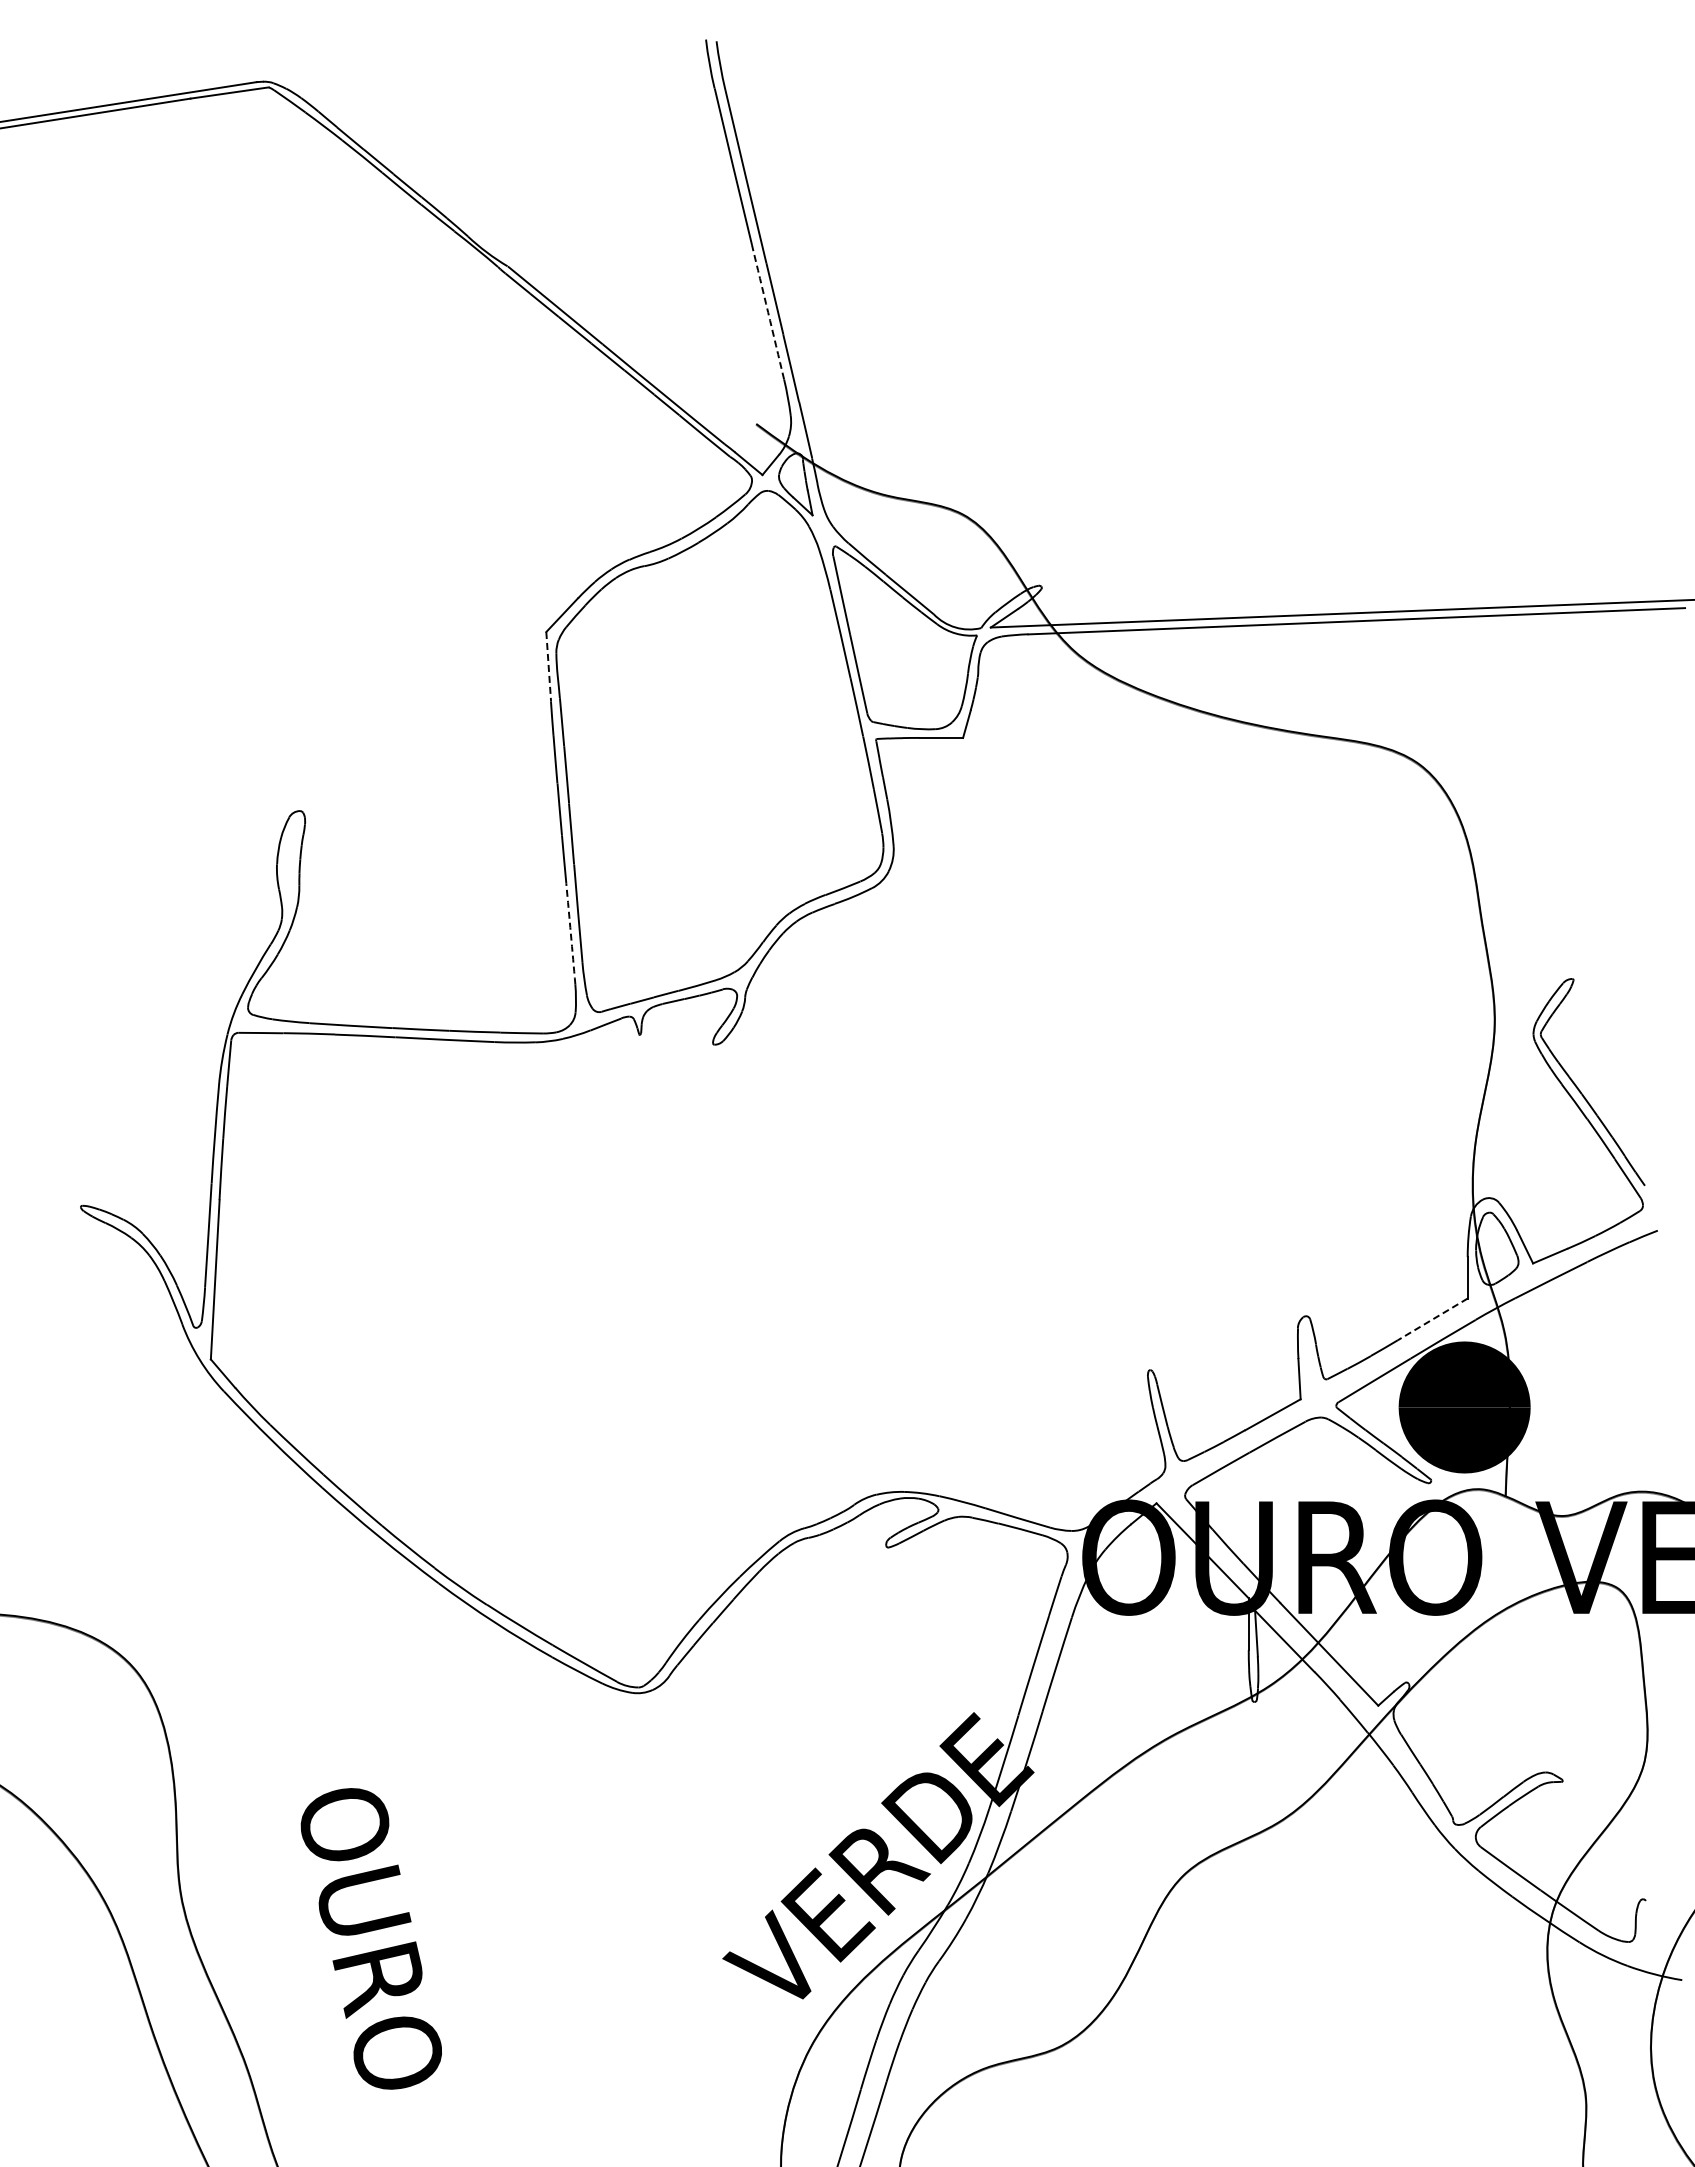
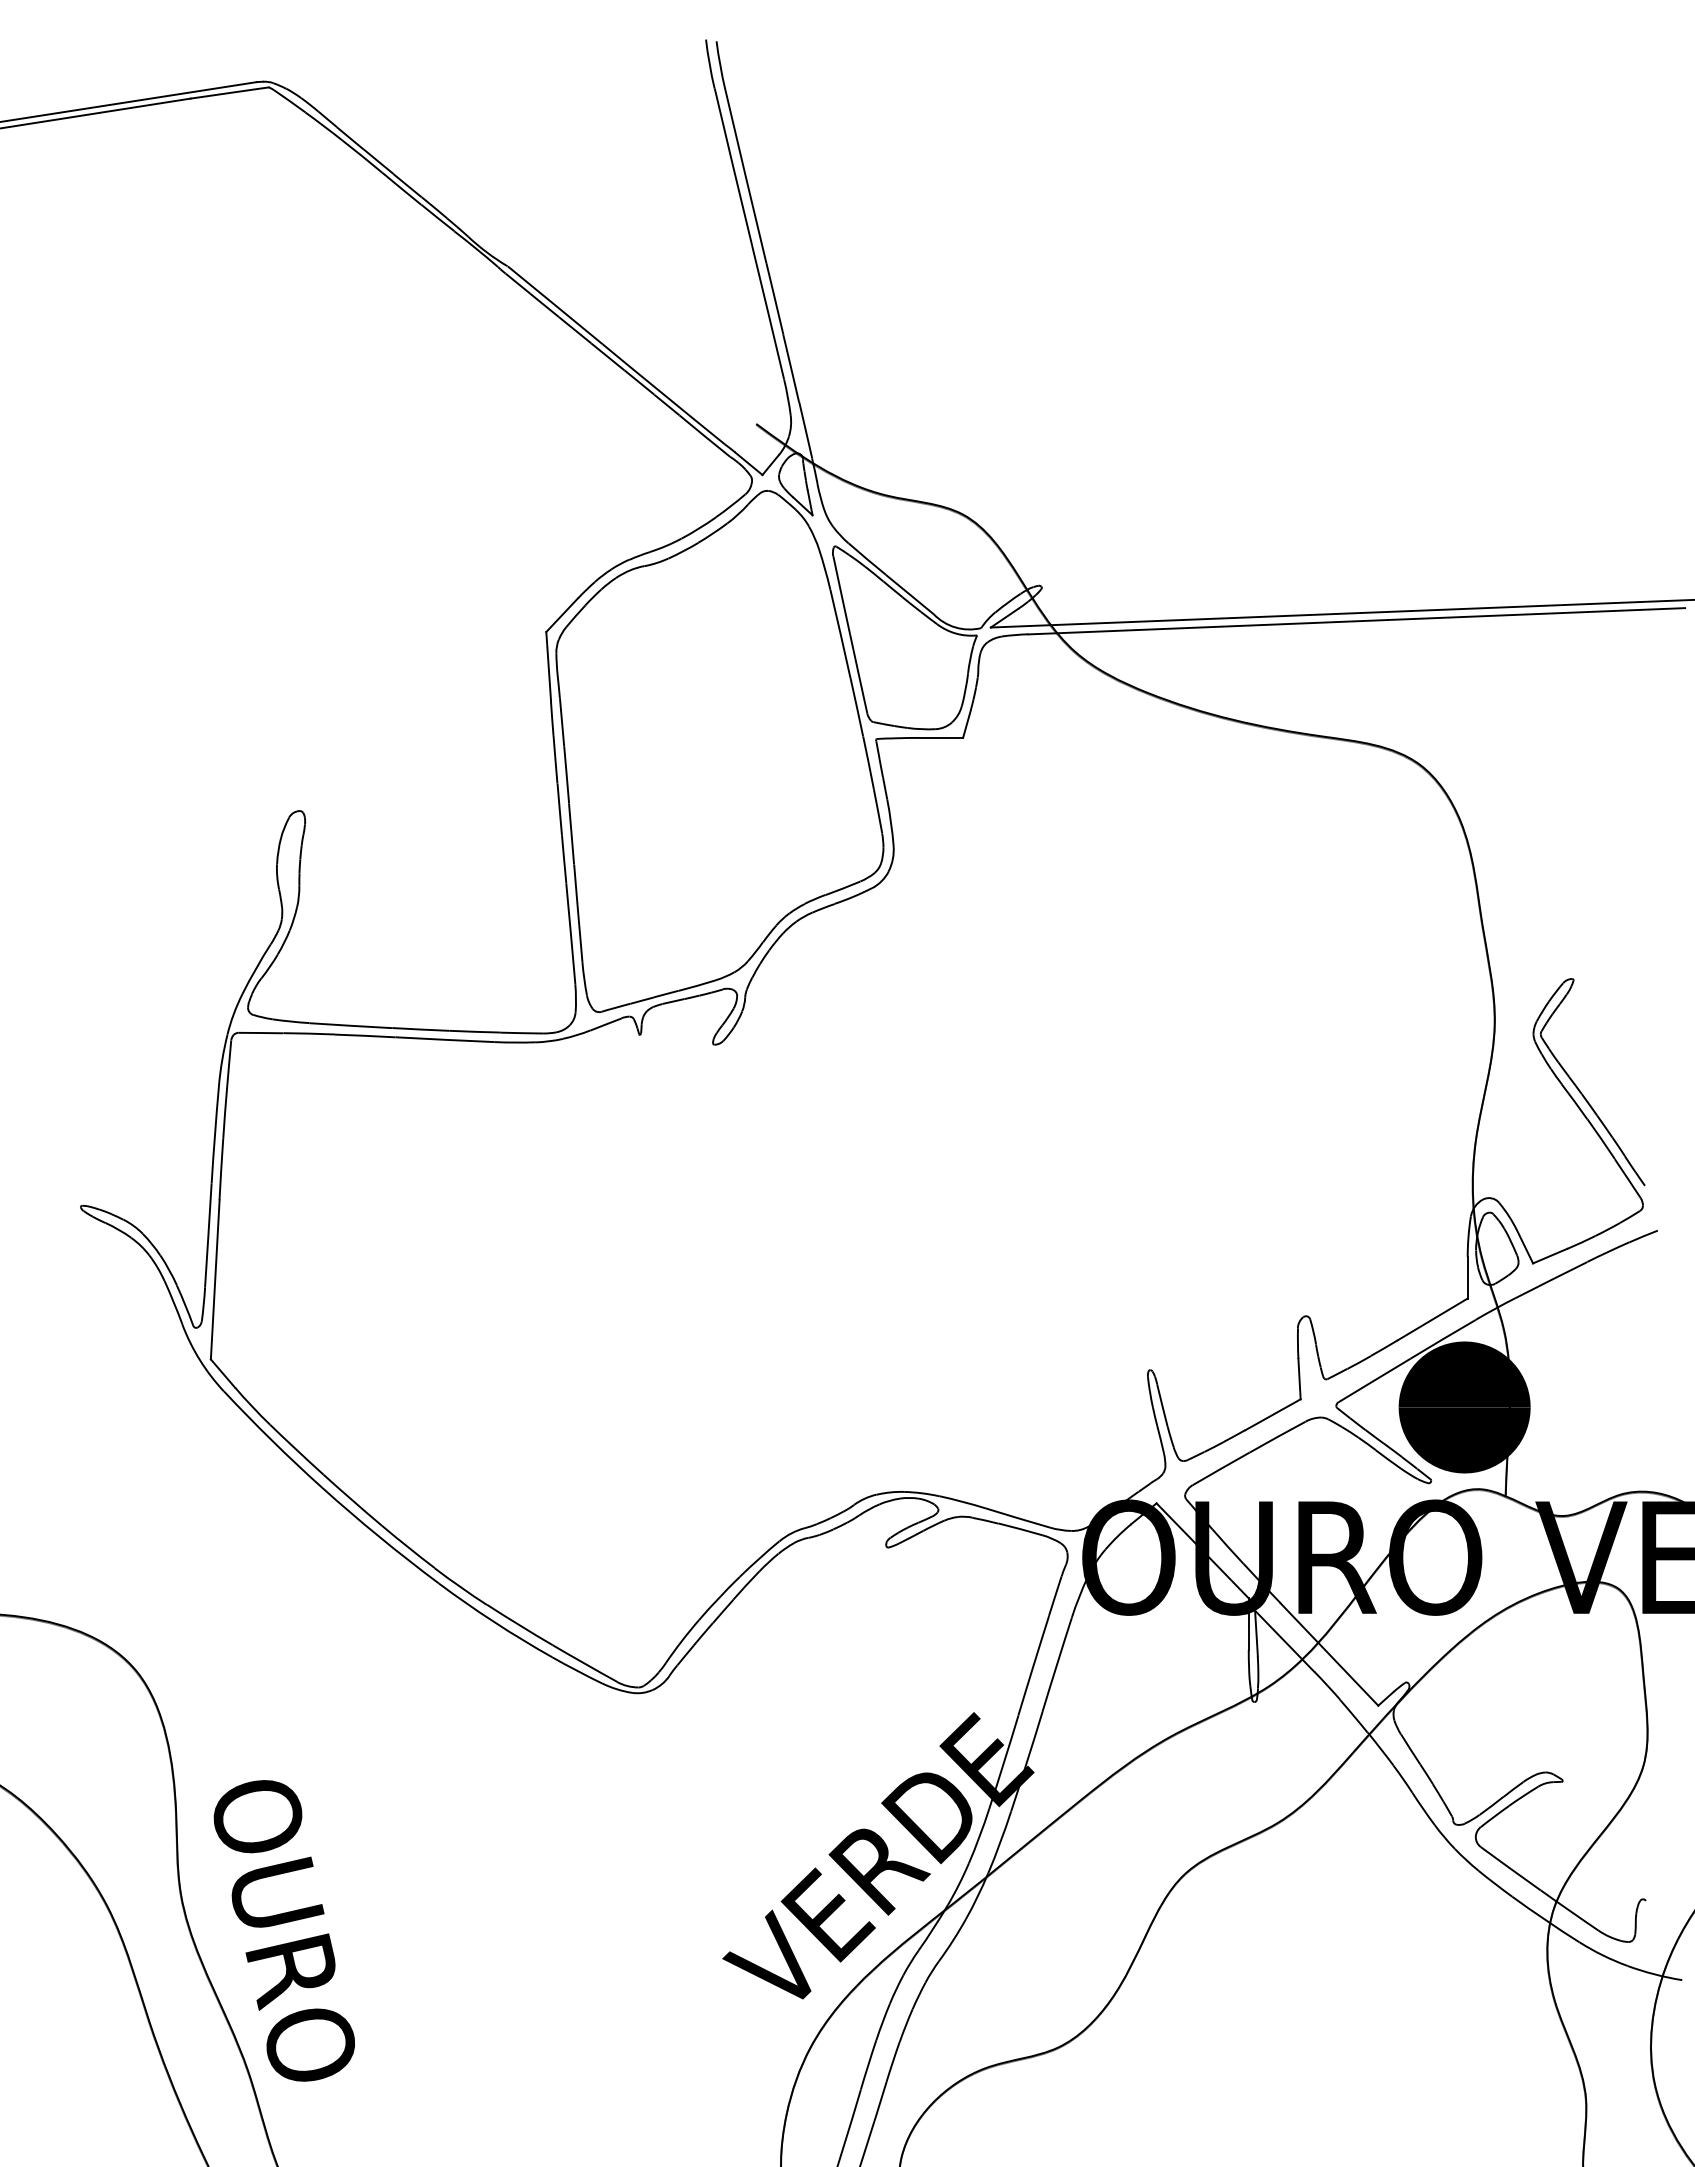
arc: dashed -> solid (768, 312)
line: dashed -> solid (548, 666)
arc: dashed -> solid (570, 933)
line: dashed -> solid (1432, 1319)
text position: (370, 1938) -> (283, 1930) (283, 1930)
